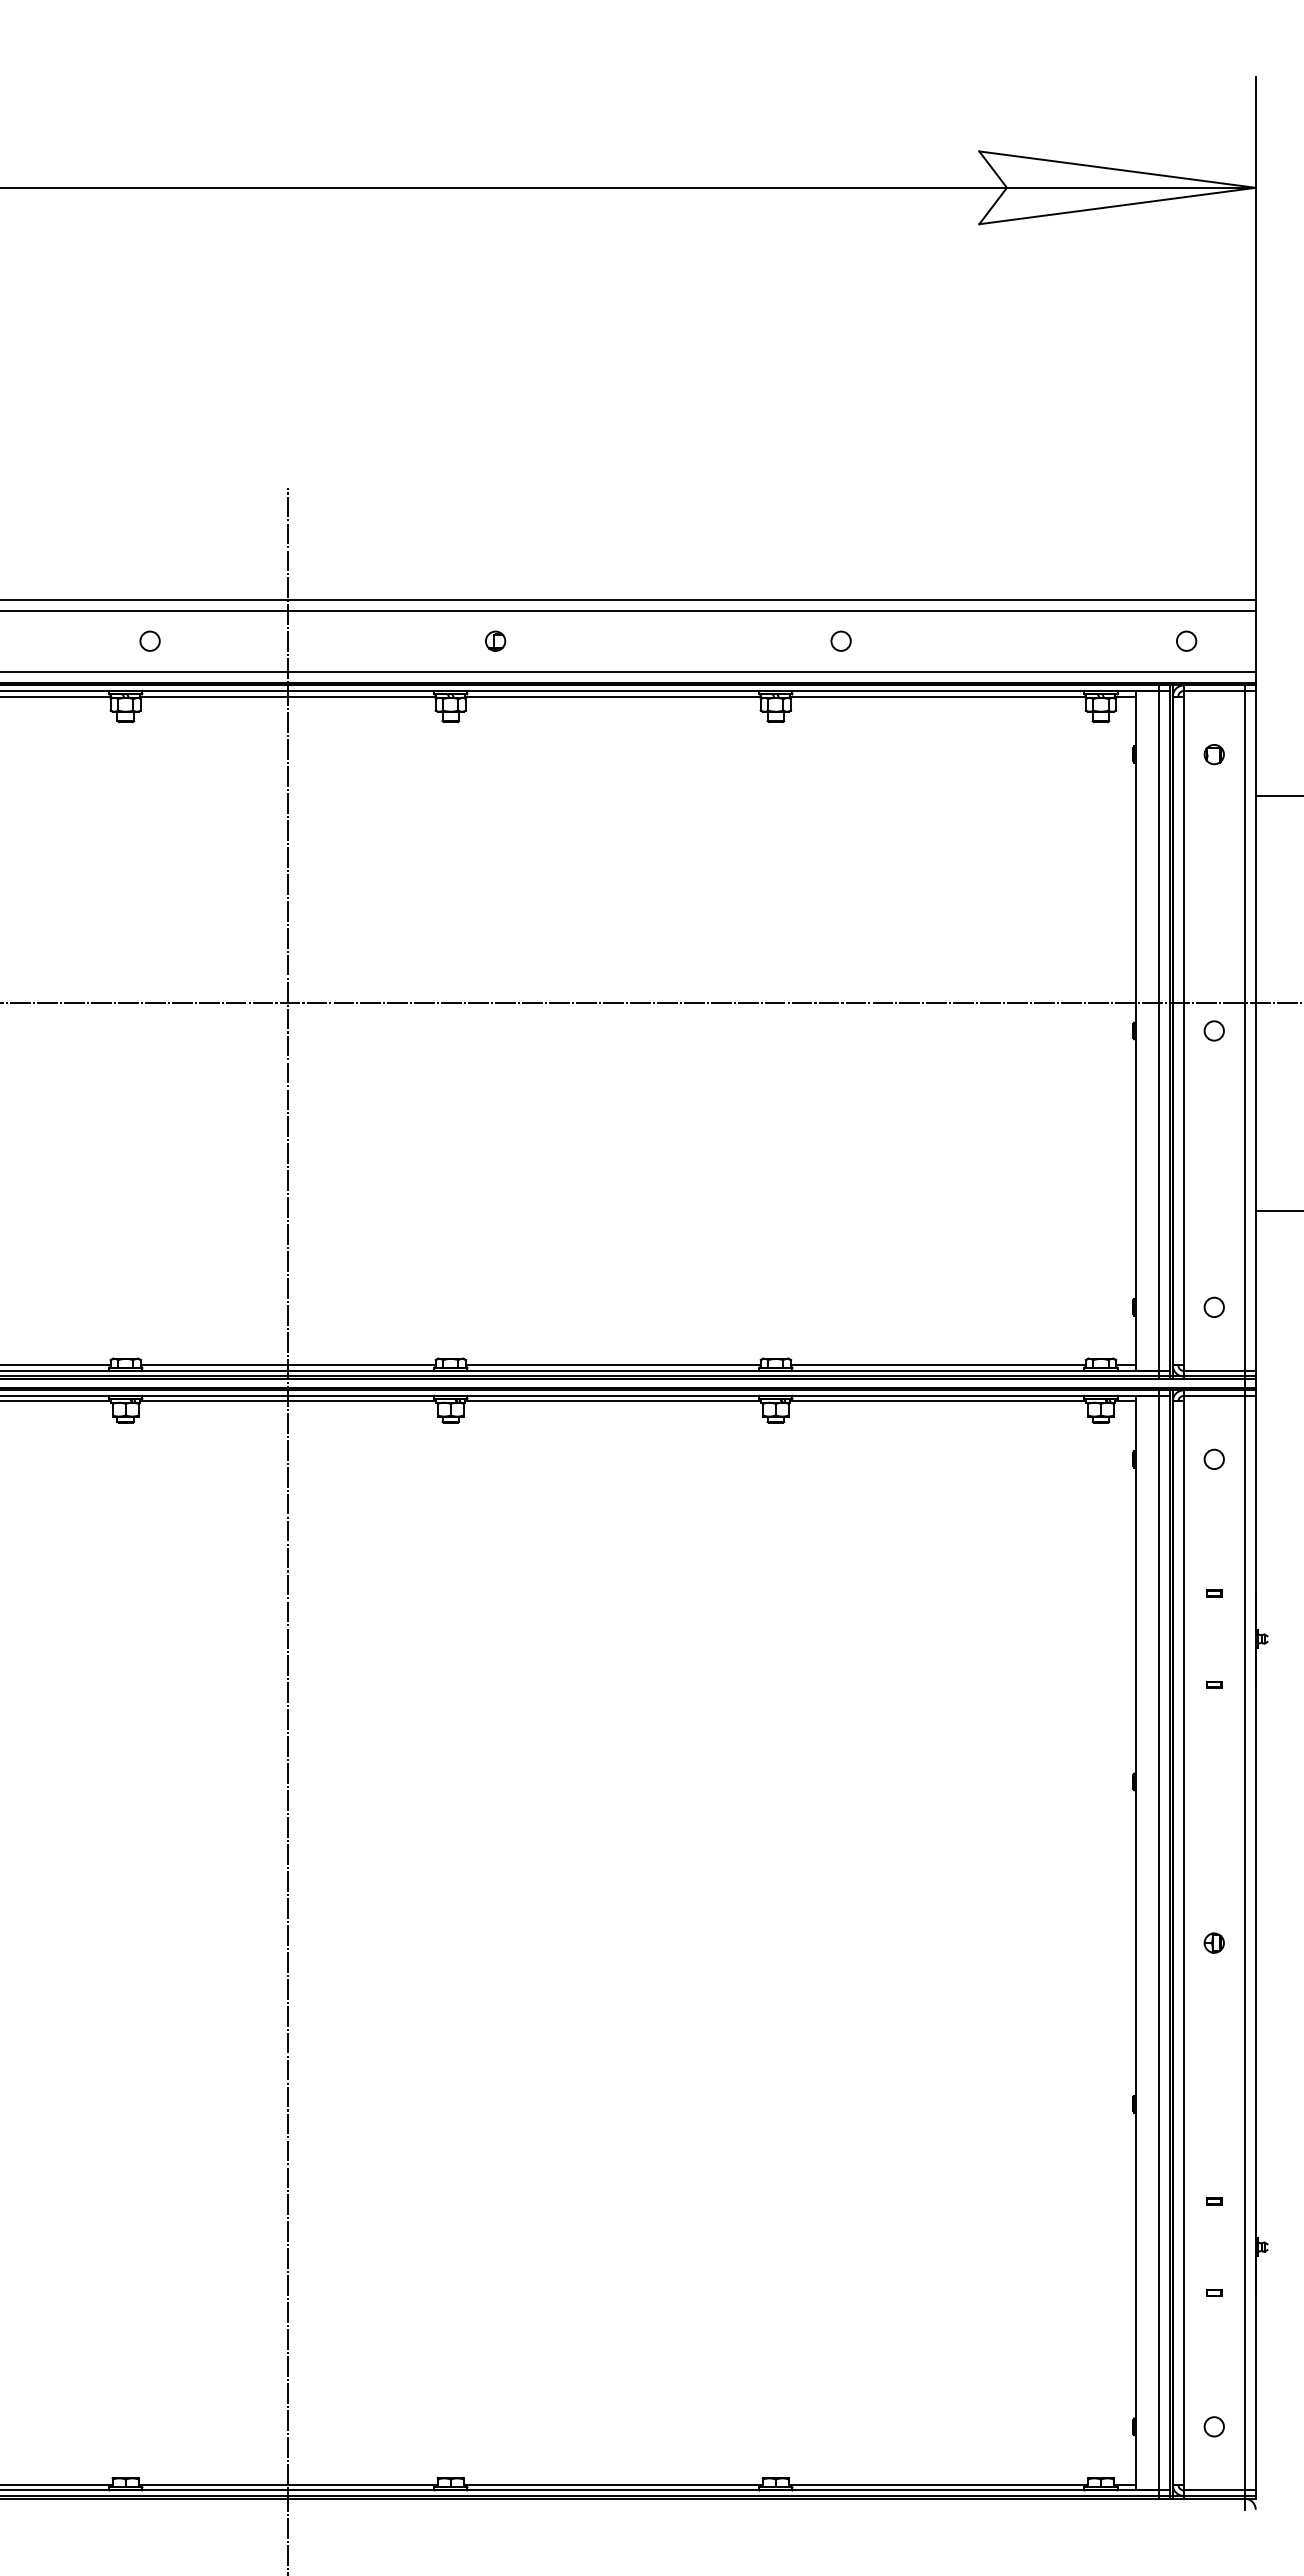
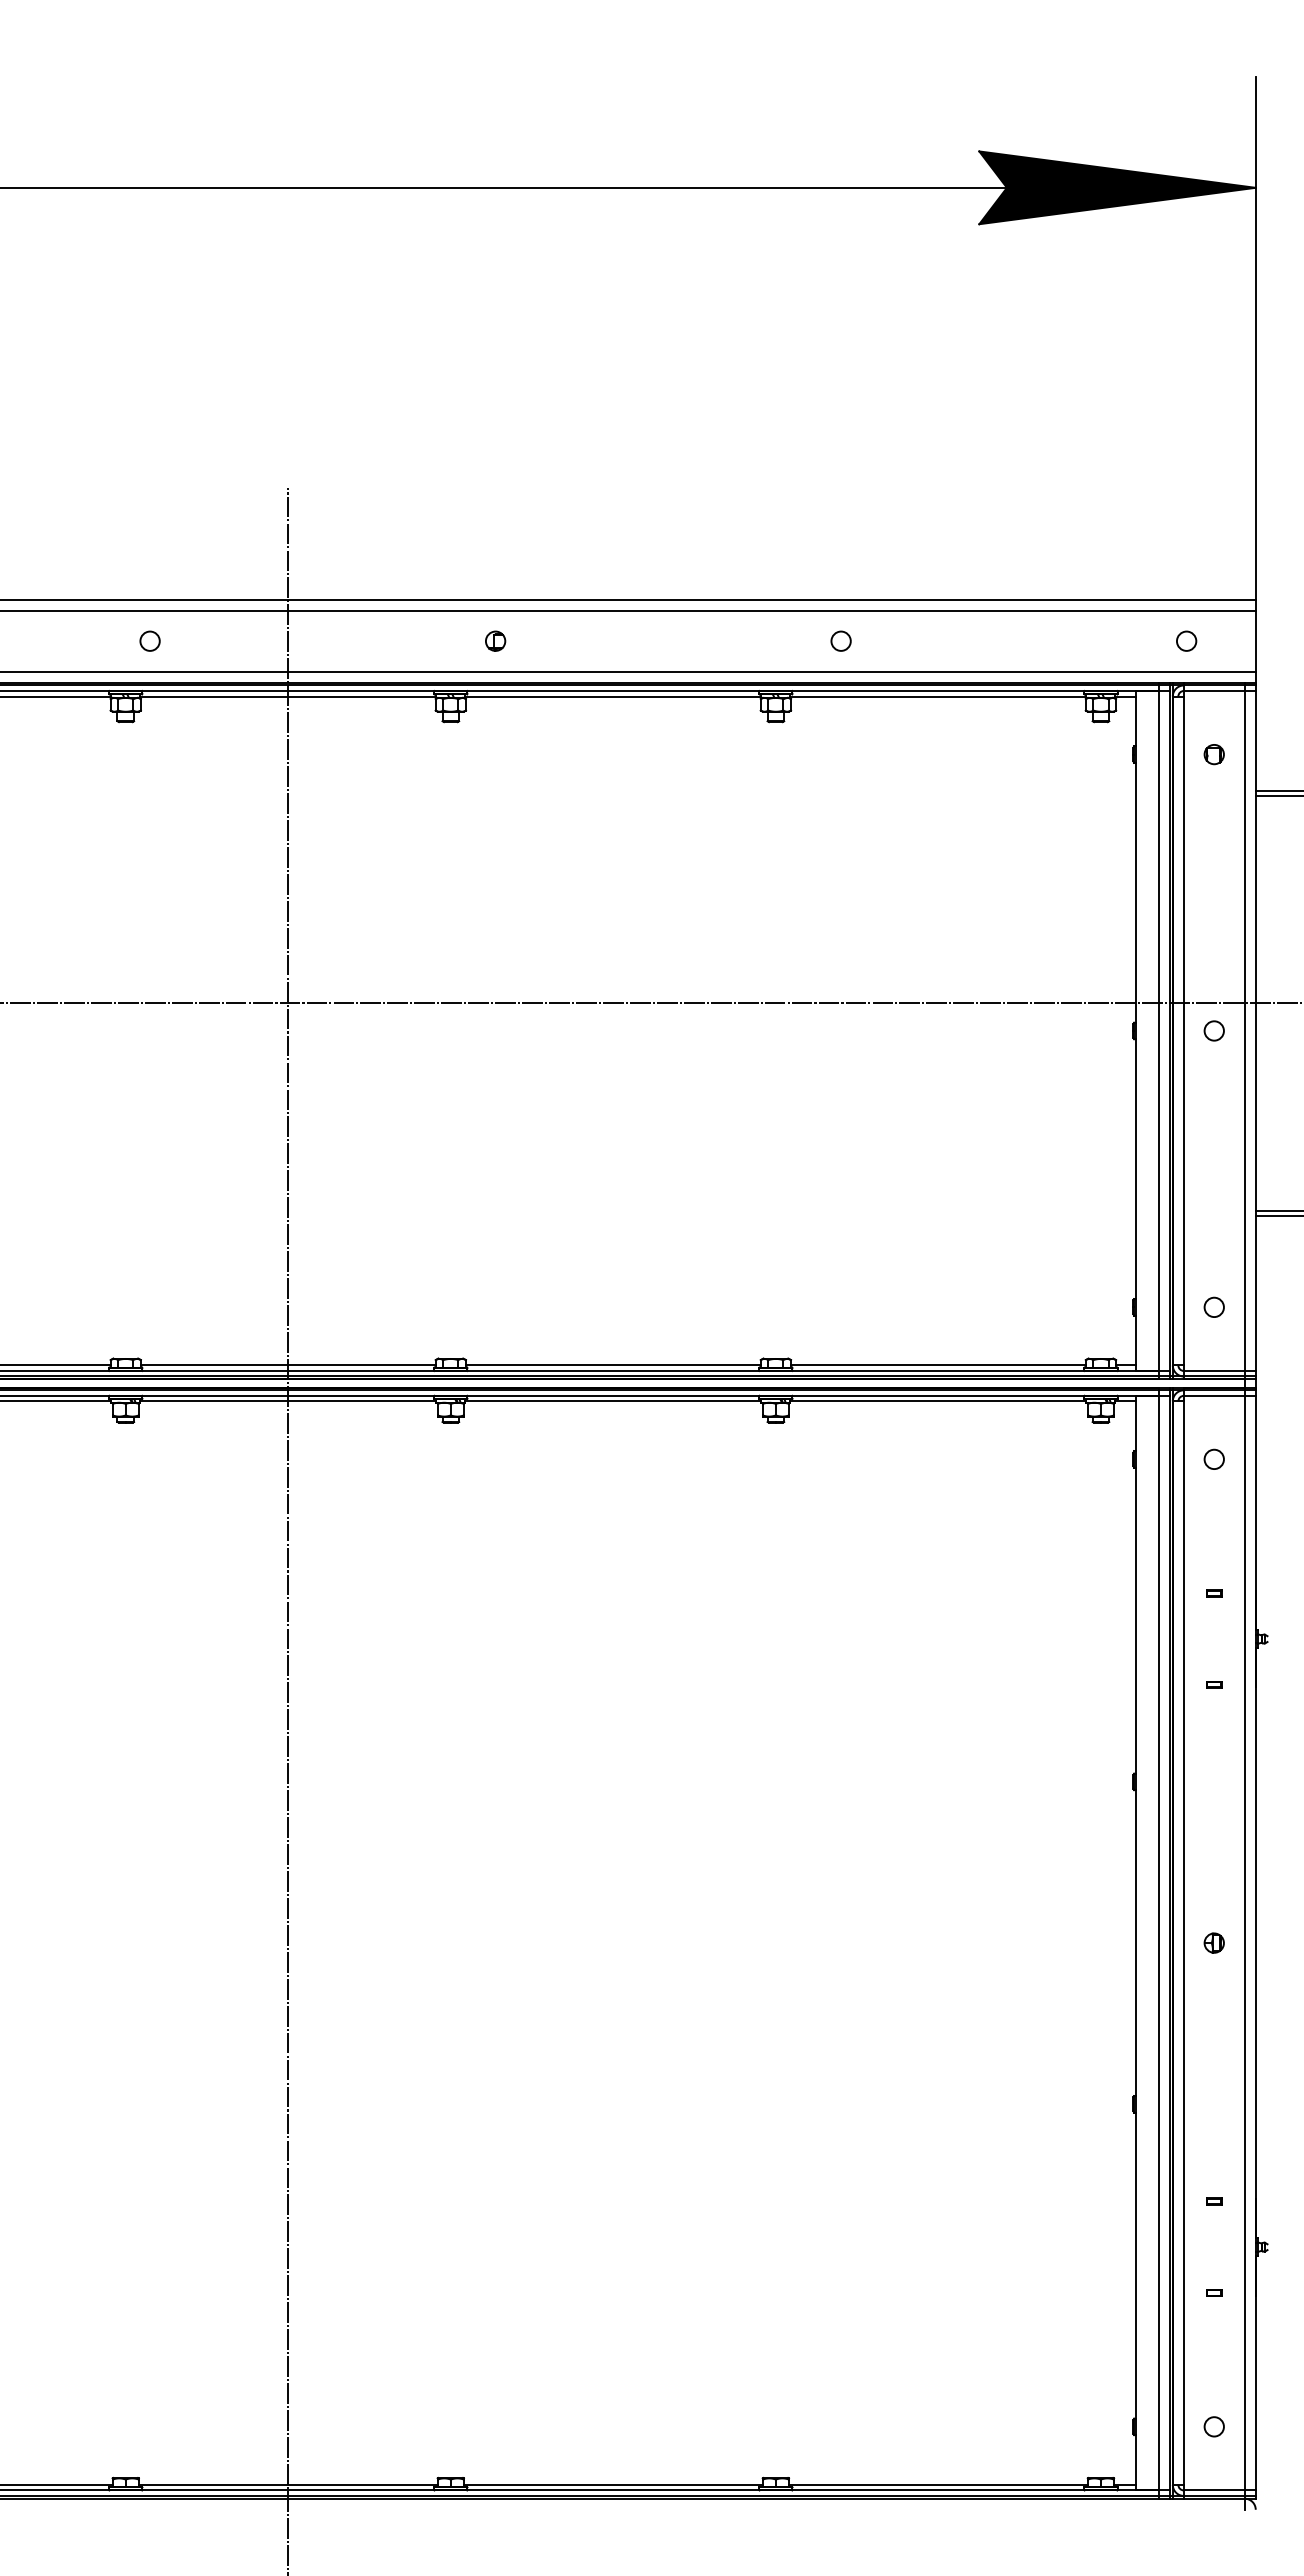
fill: none -> present (1117, 187)
line: none -> present (1277, 790)
line: none -> present (1277, 1216)
